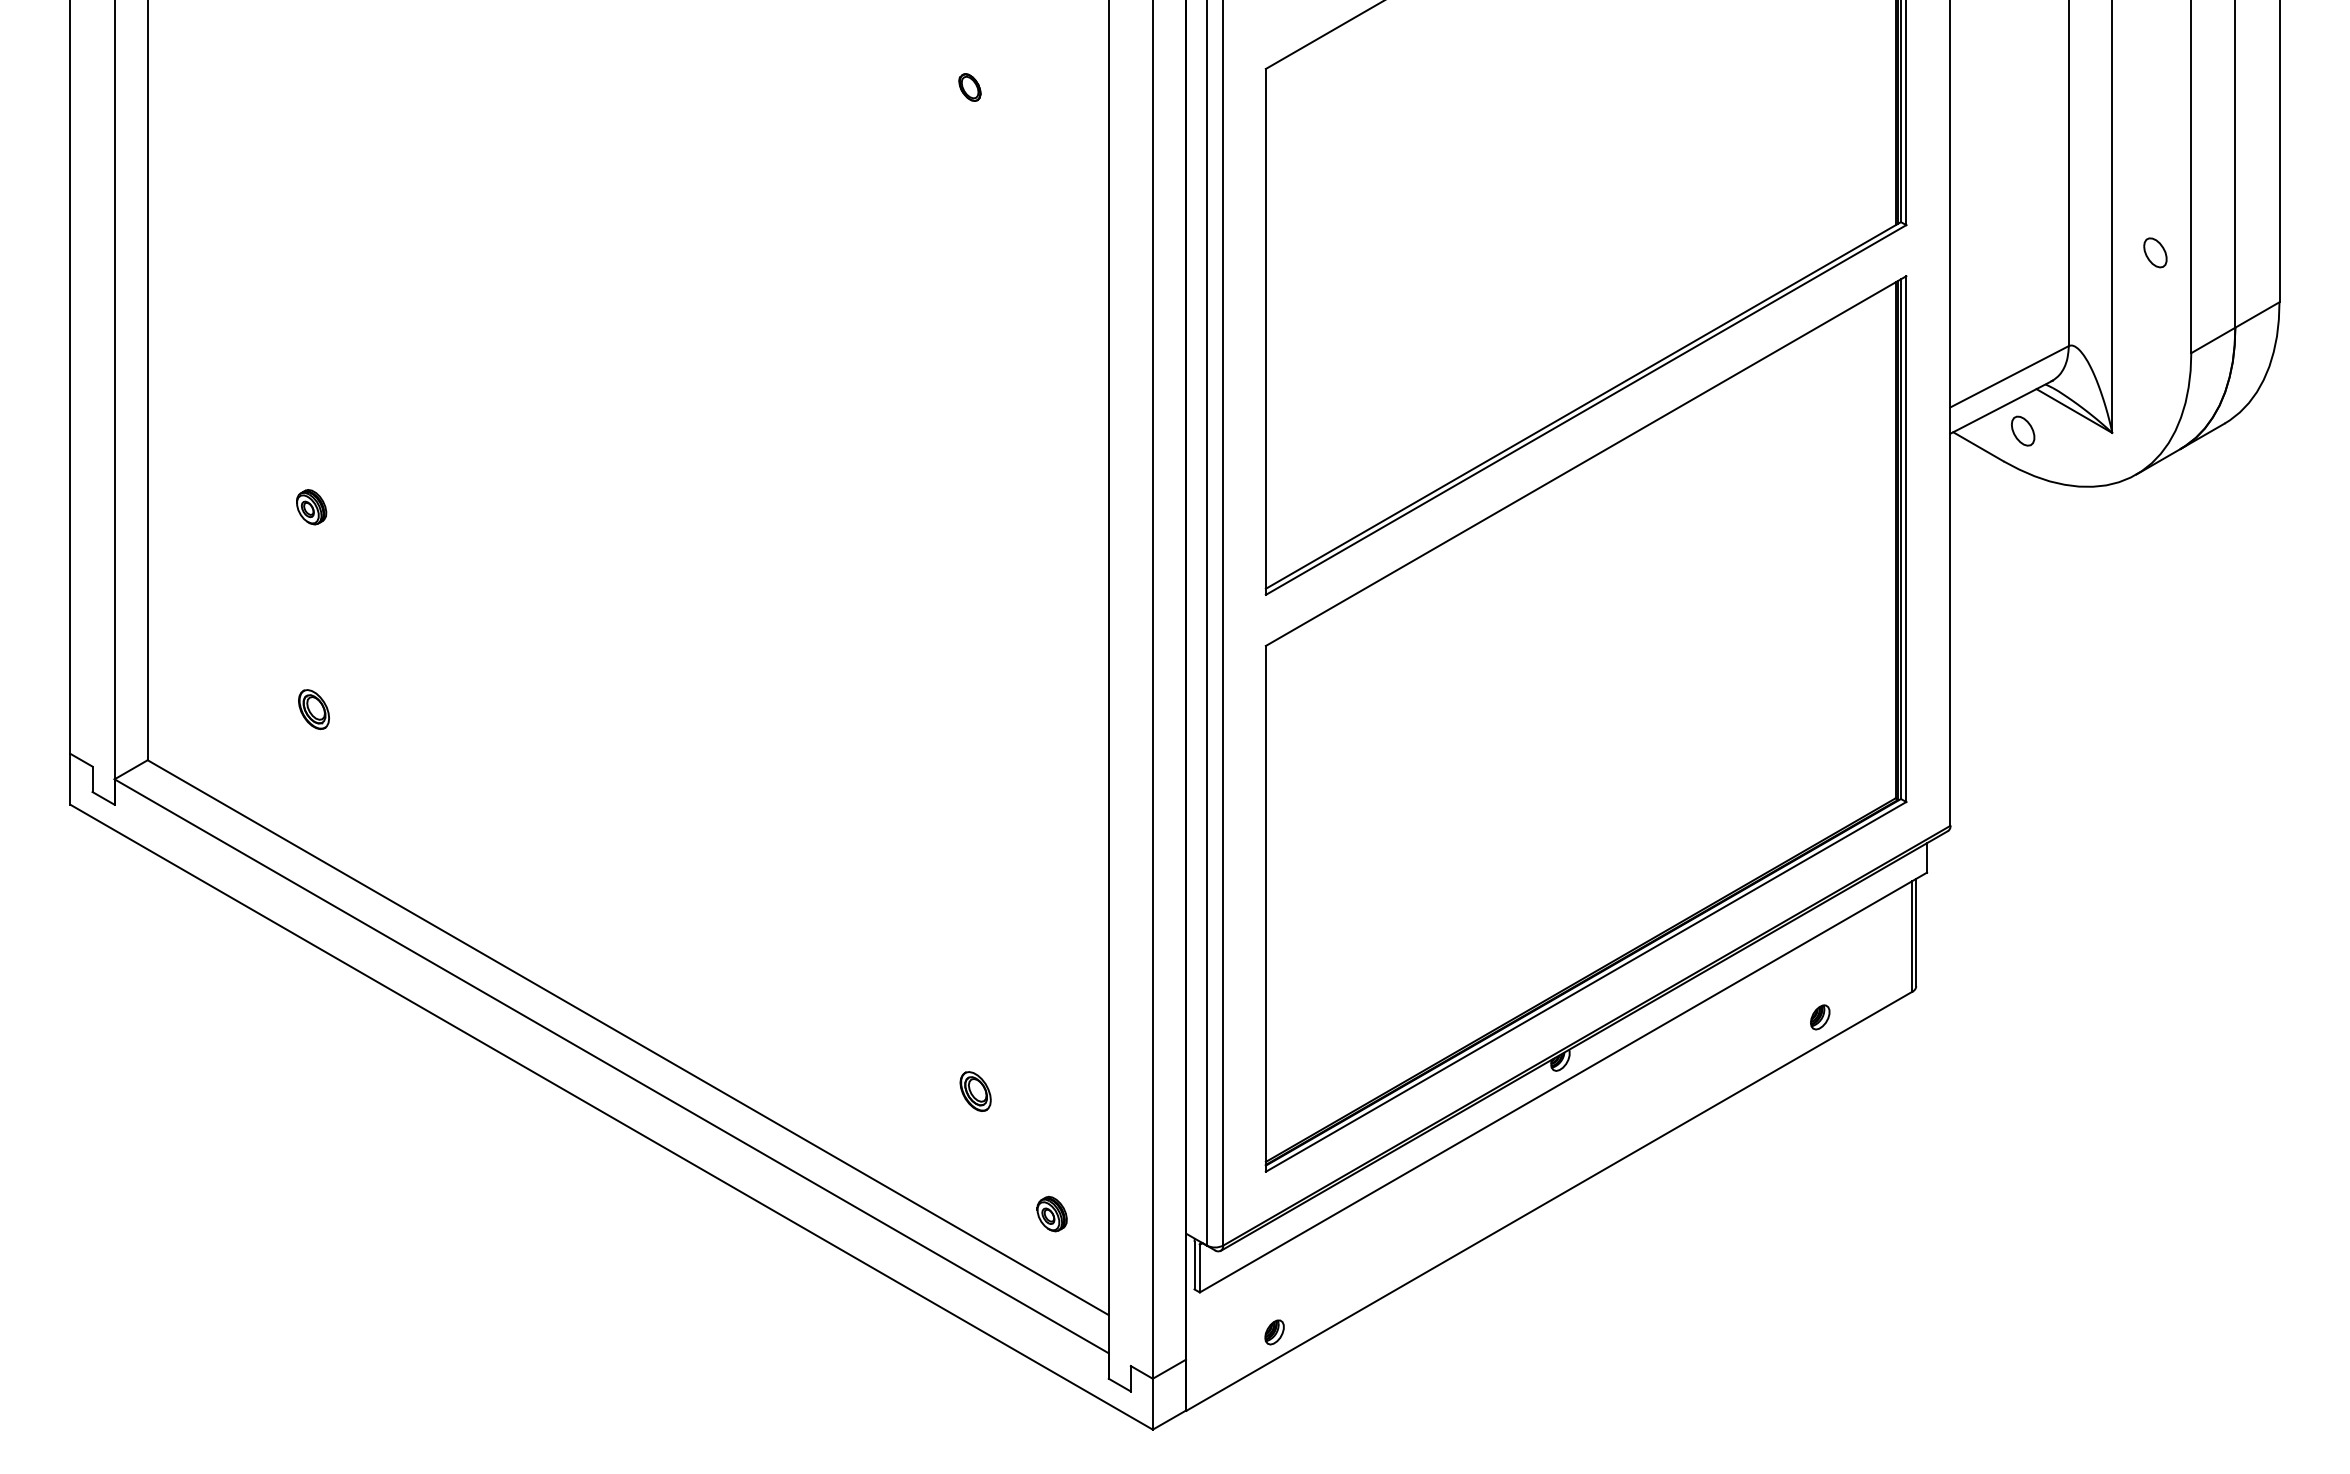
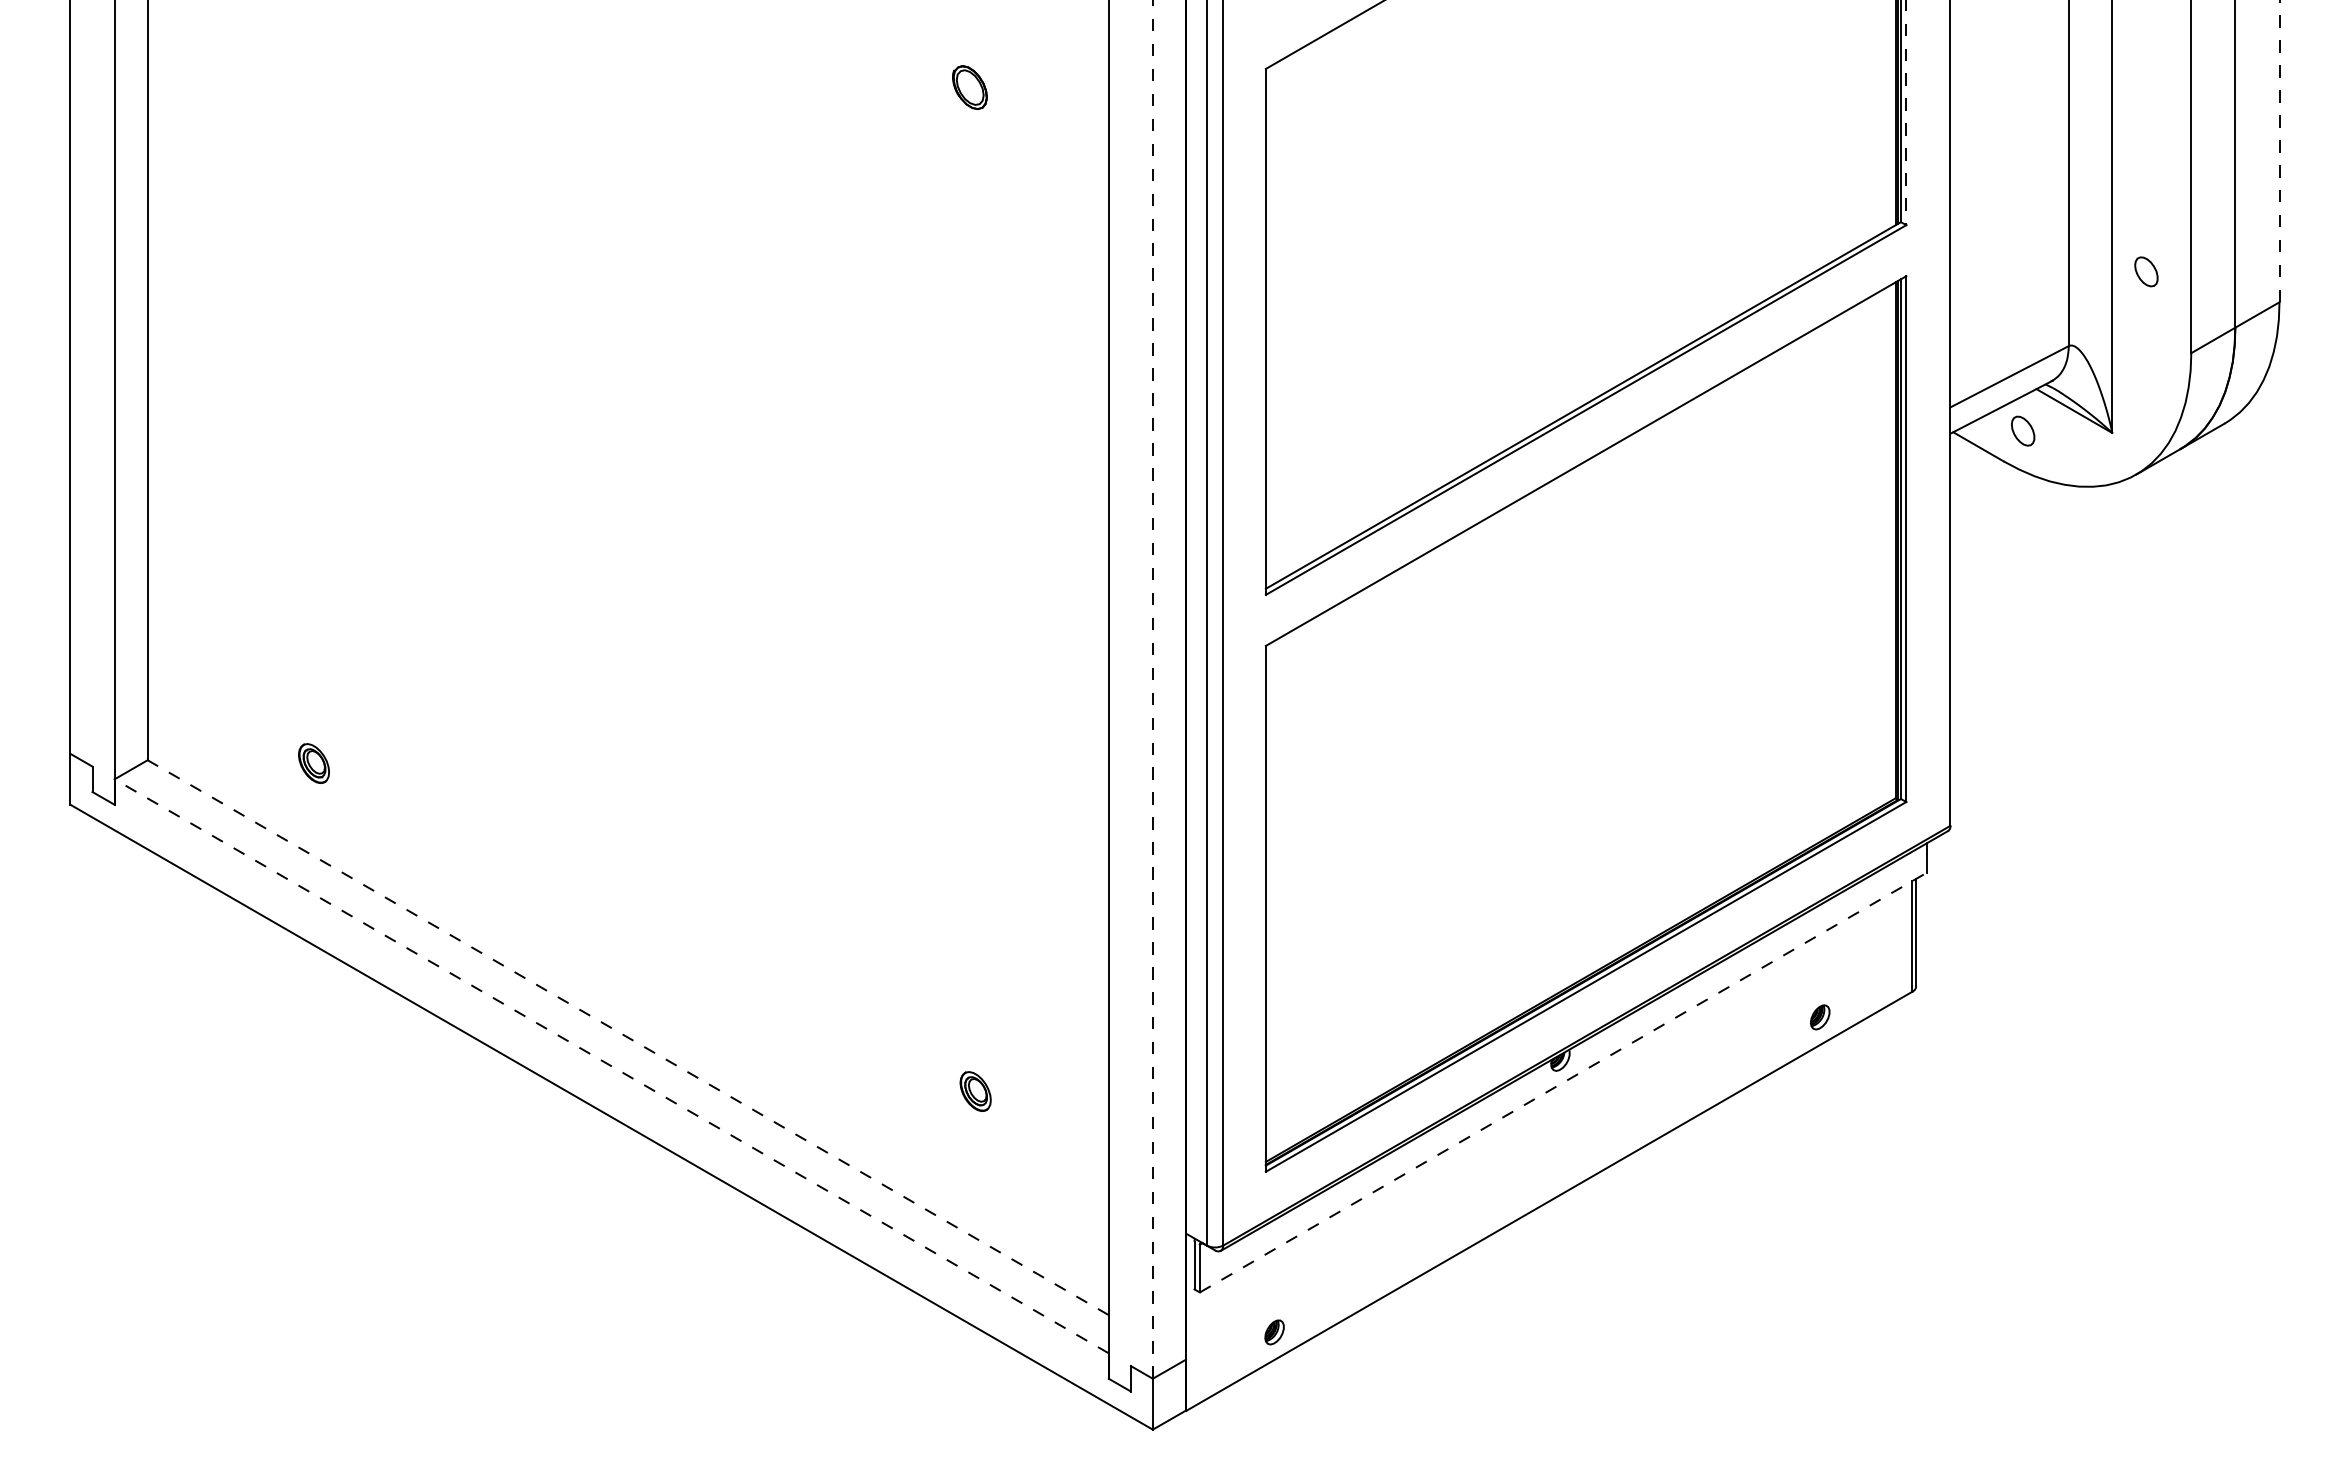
part size: 24x29 px -> 36x45 px (969, 87)
line: solid -> dashed (1906, 113)
line: solid -> dashed (2279, 151)
part position: (2155, 252) -> (2146, 271) (2146, 271)
part: present -> none (311, 507)
line: solid -> dashed (1152, 688)
part position: (313, 709) -> (313, 763) (313, 763)
line: solid -> dashed (628, 1037)
line: solid -> dashed (611, 1066)
line: solid -> dashed (1563, 1082)
part: present -> none (1051, 1213)
